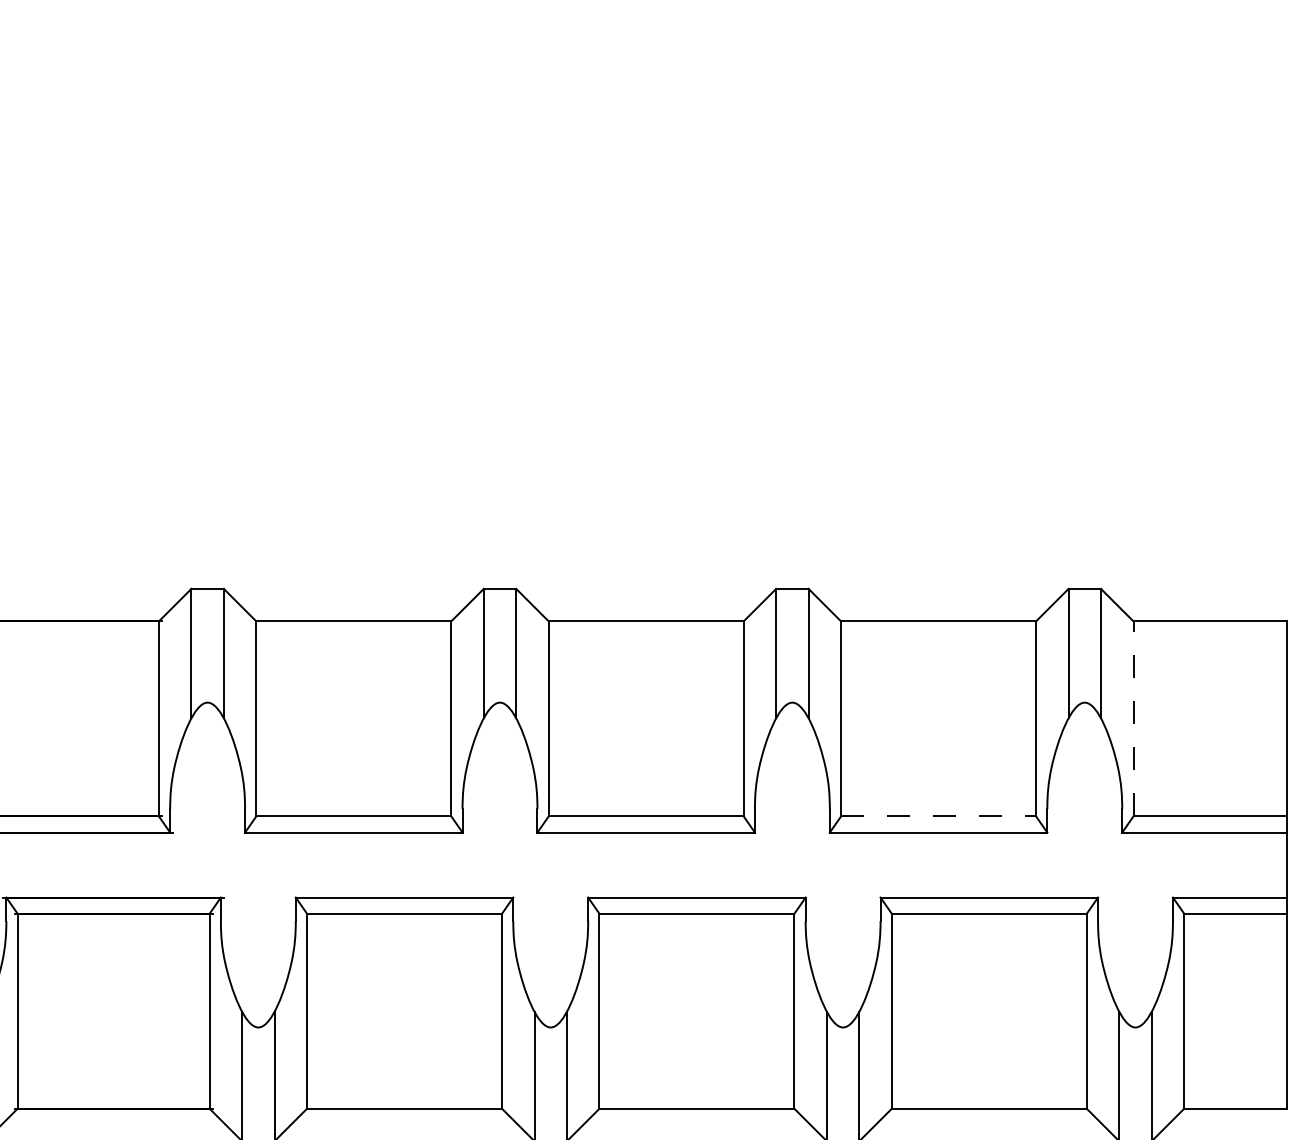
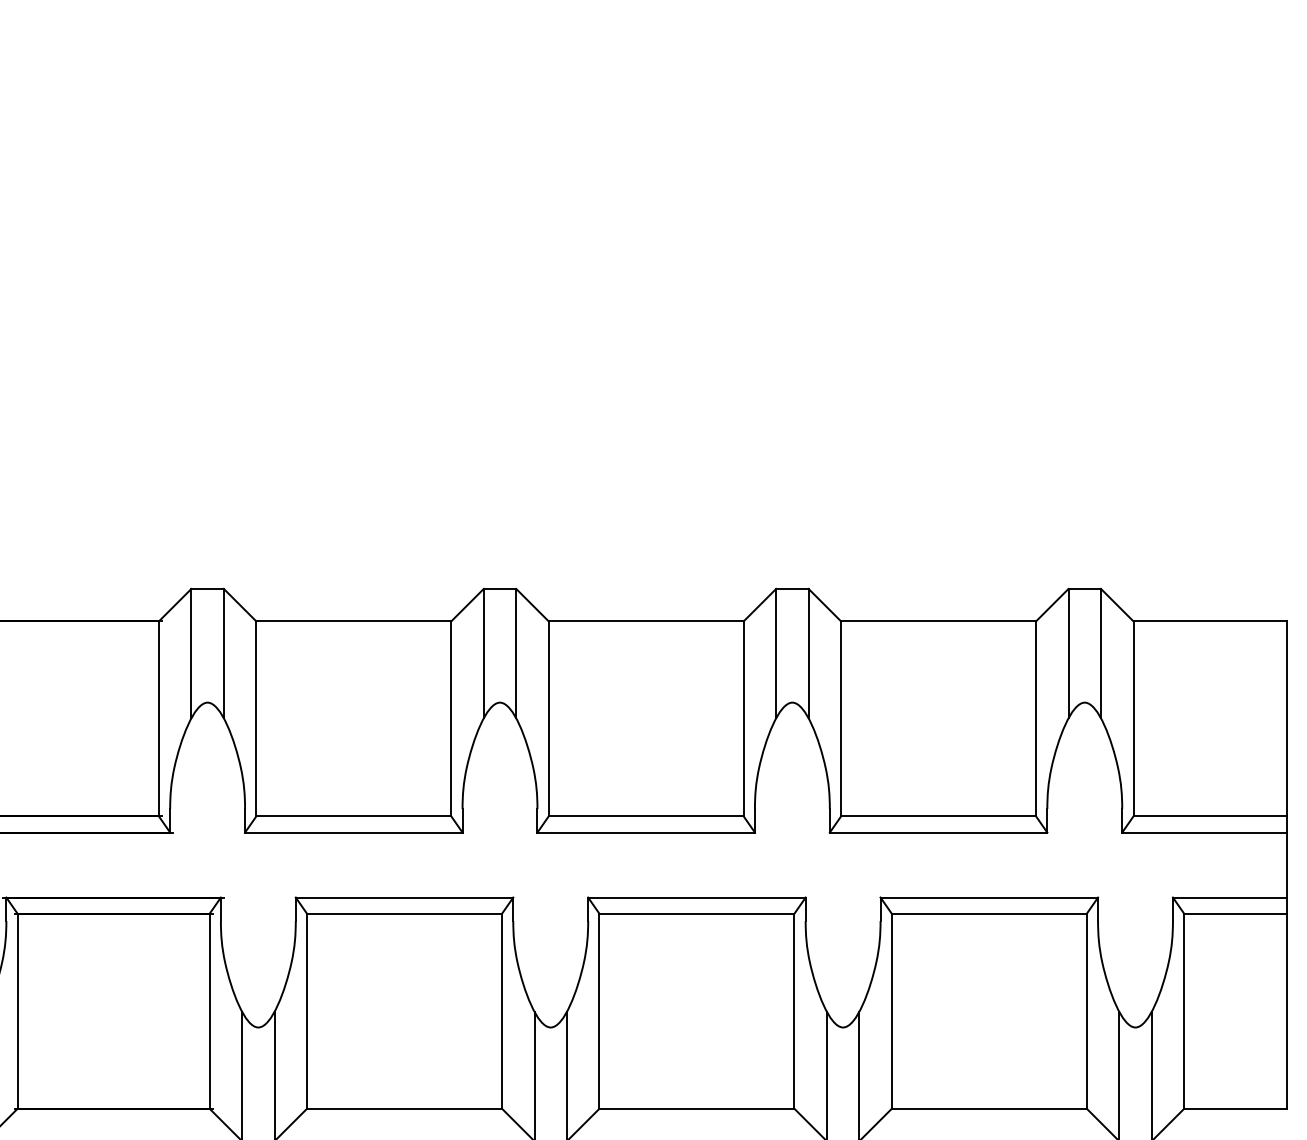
line: dashed -> solid (1133, 718)
line: dashed -> solid (939, 816)
